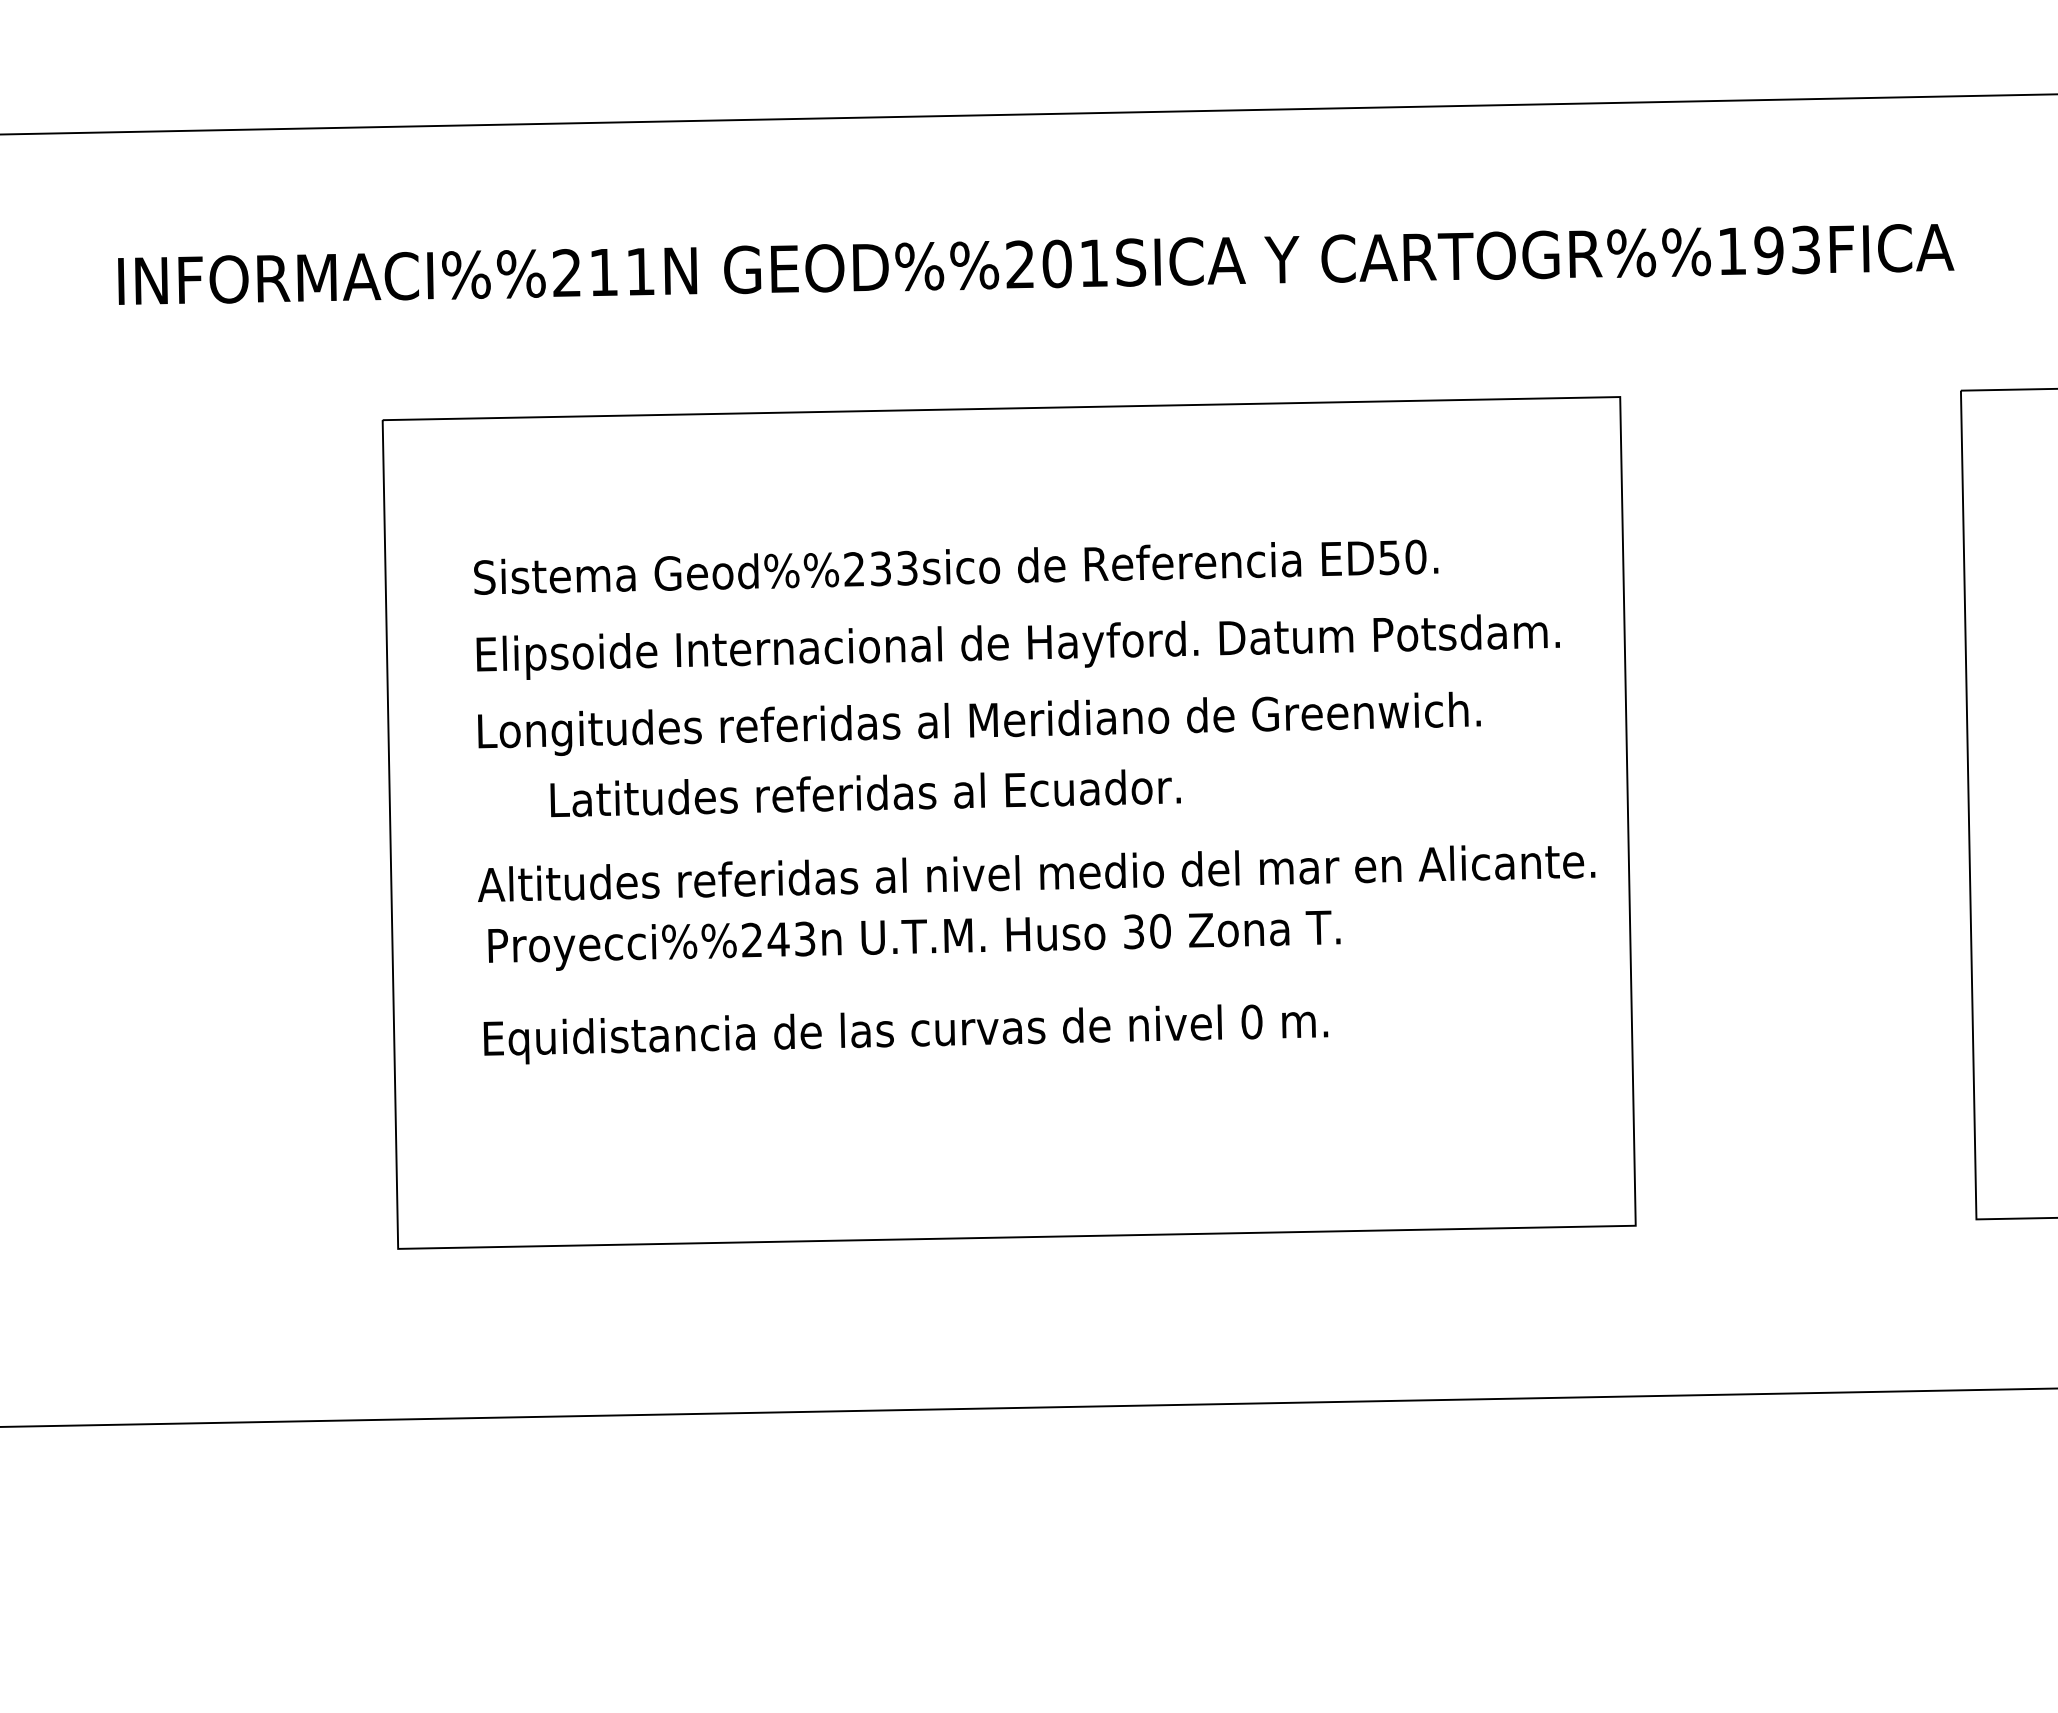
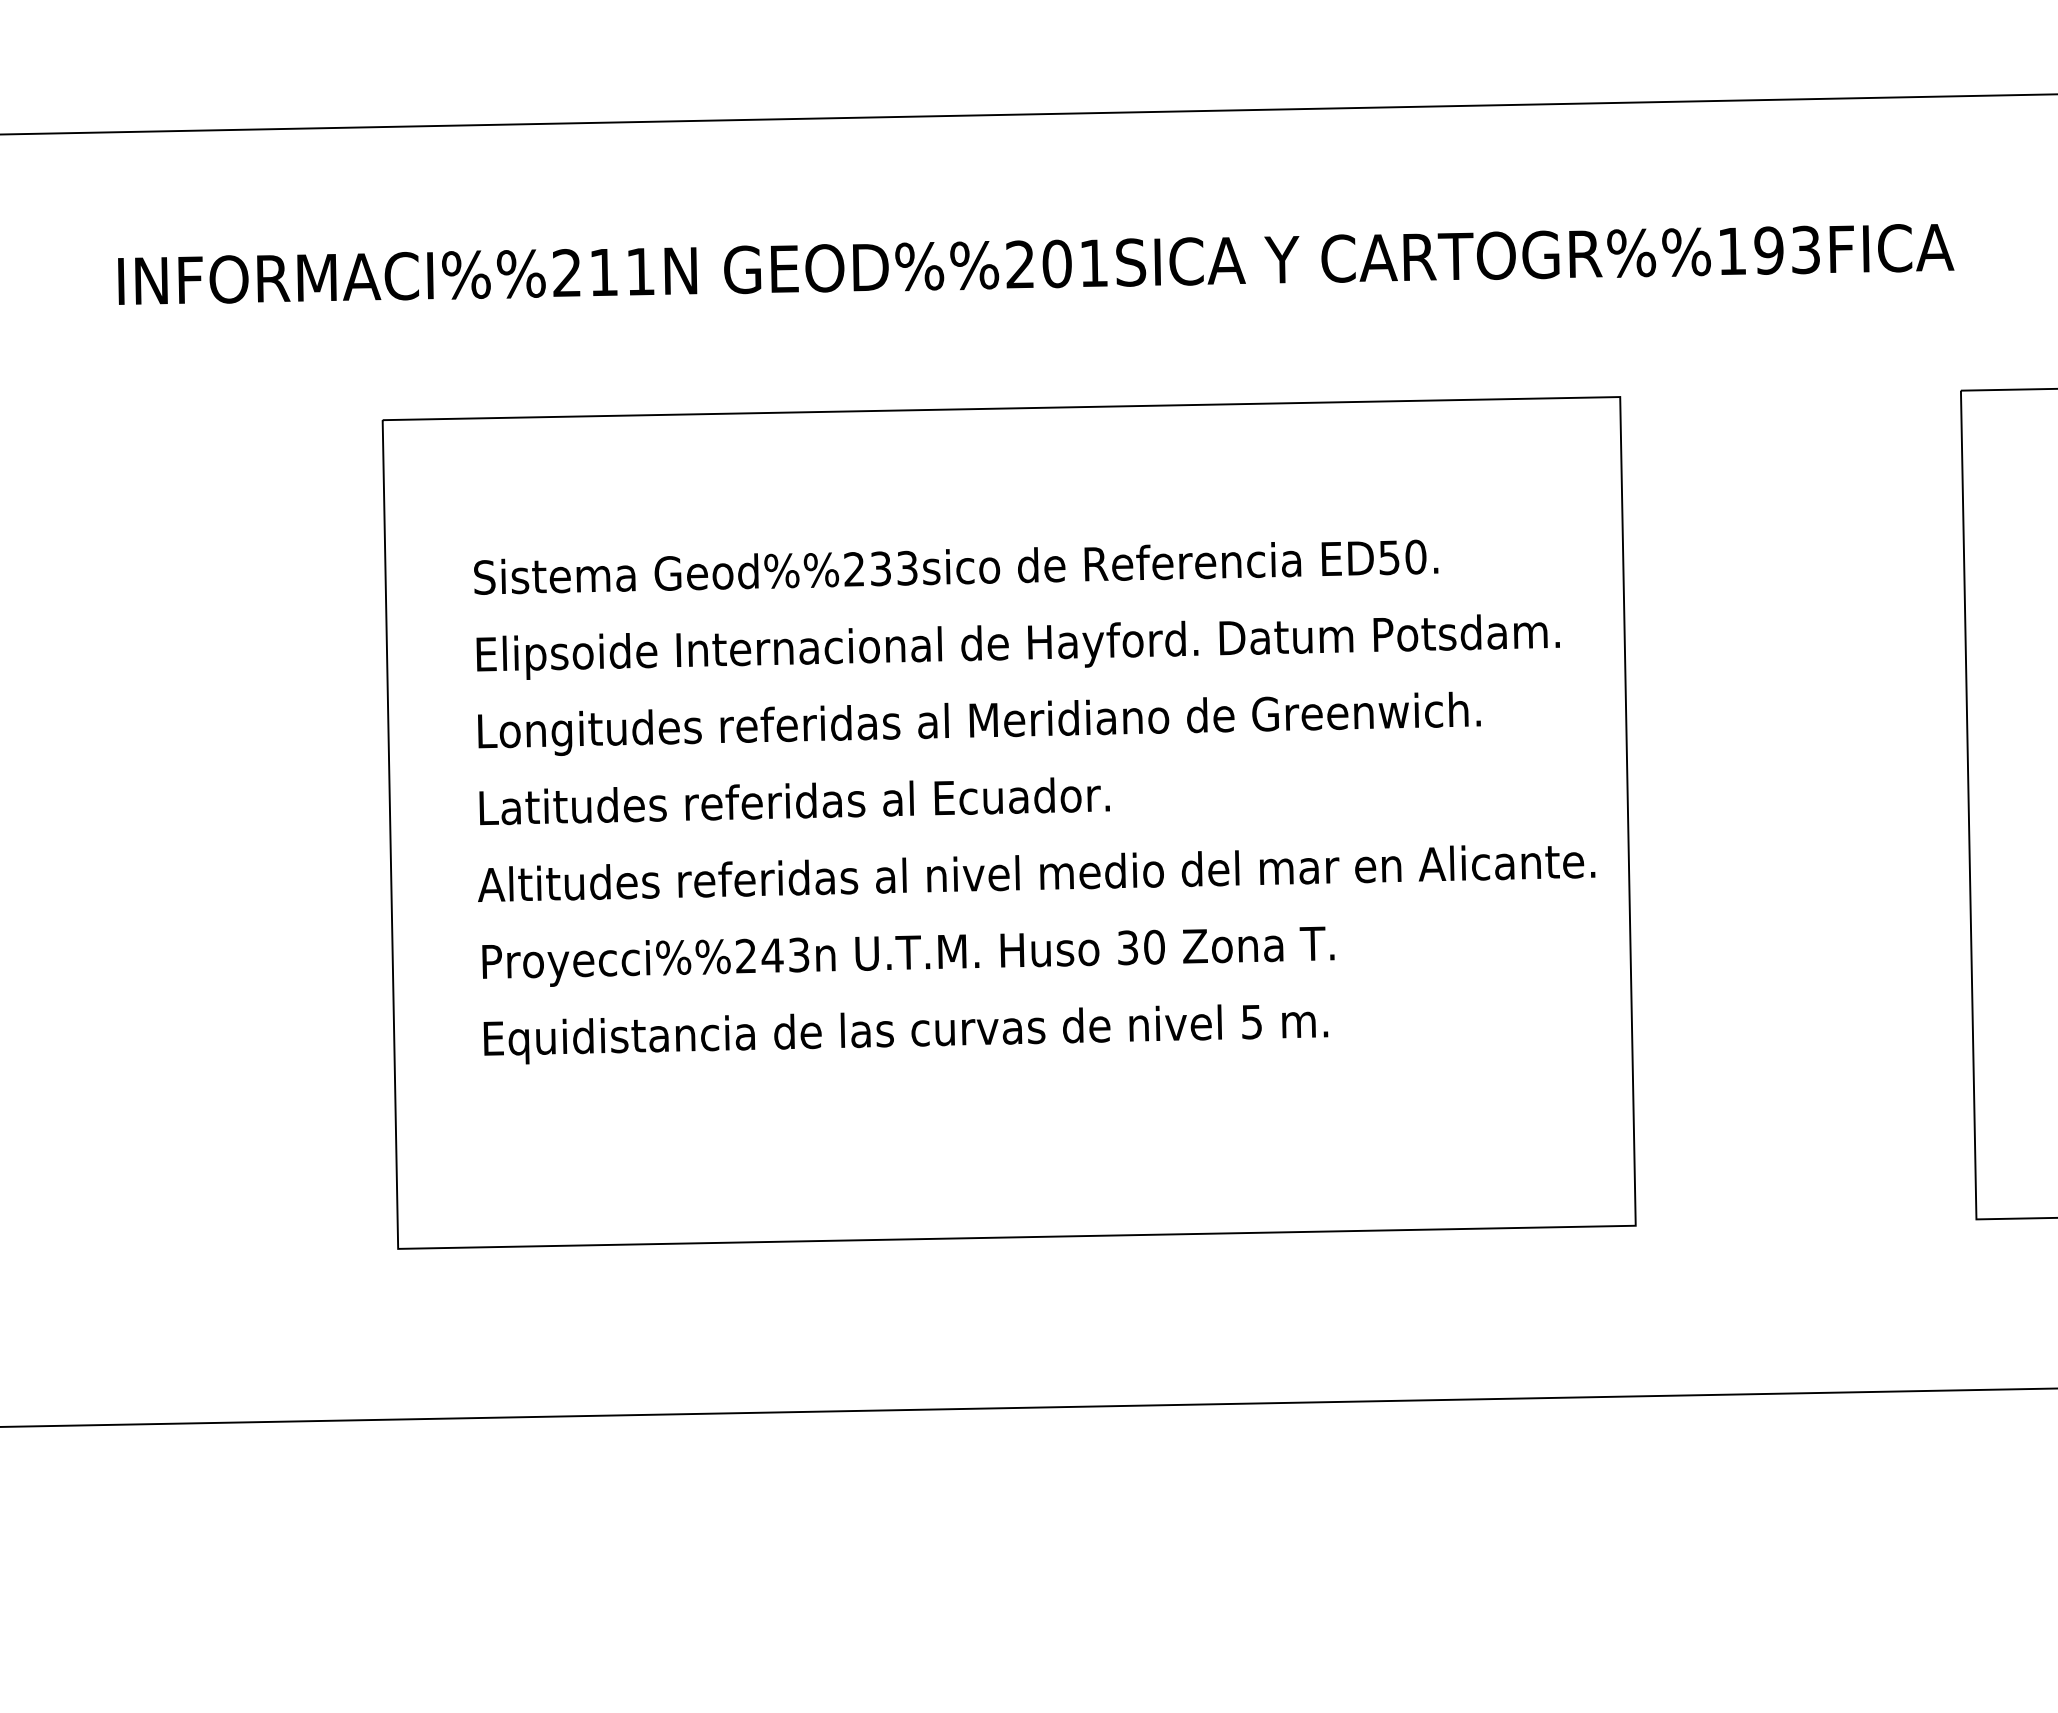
text position: (865, 793) -> (794, 801) (794, 801)
text position: (914, 940) -> (908, 956) (908, 956)
text: 0 -> 5 (1251, 1021)
